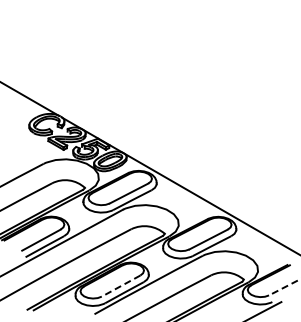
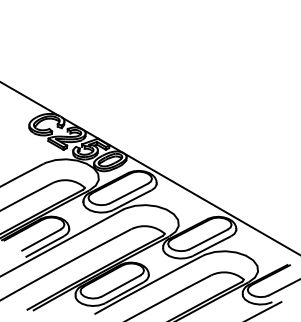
line: dashed -> solid (121, 286)
line: dashed -> solid (284, 287)
